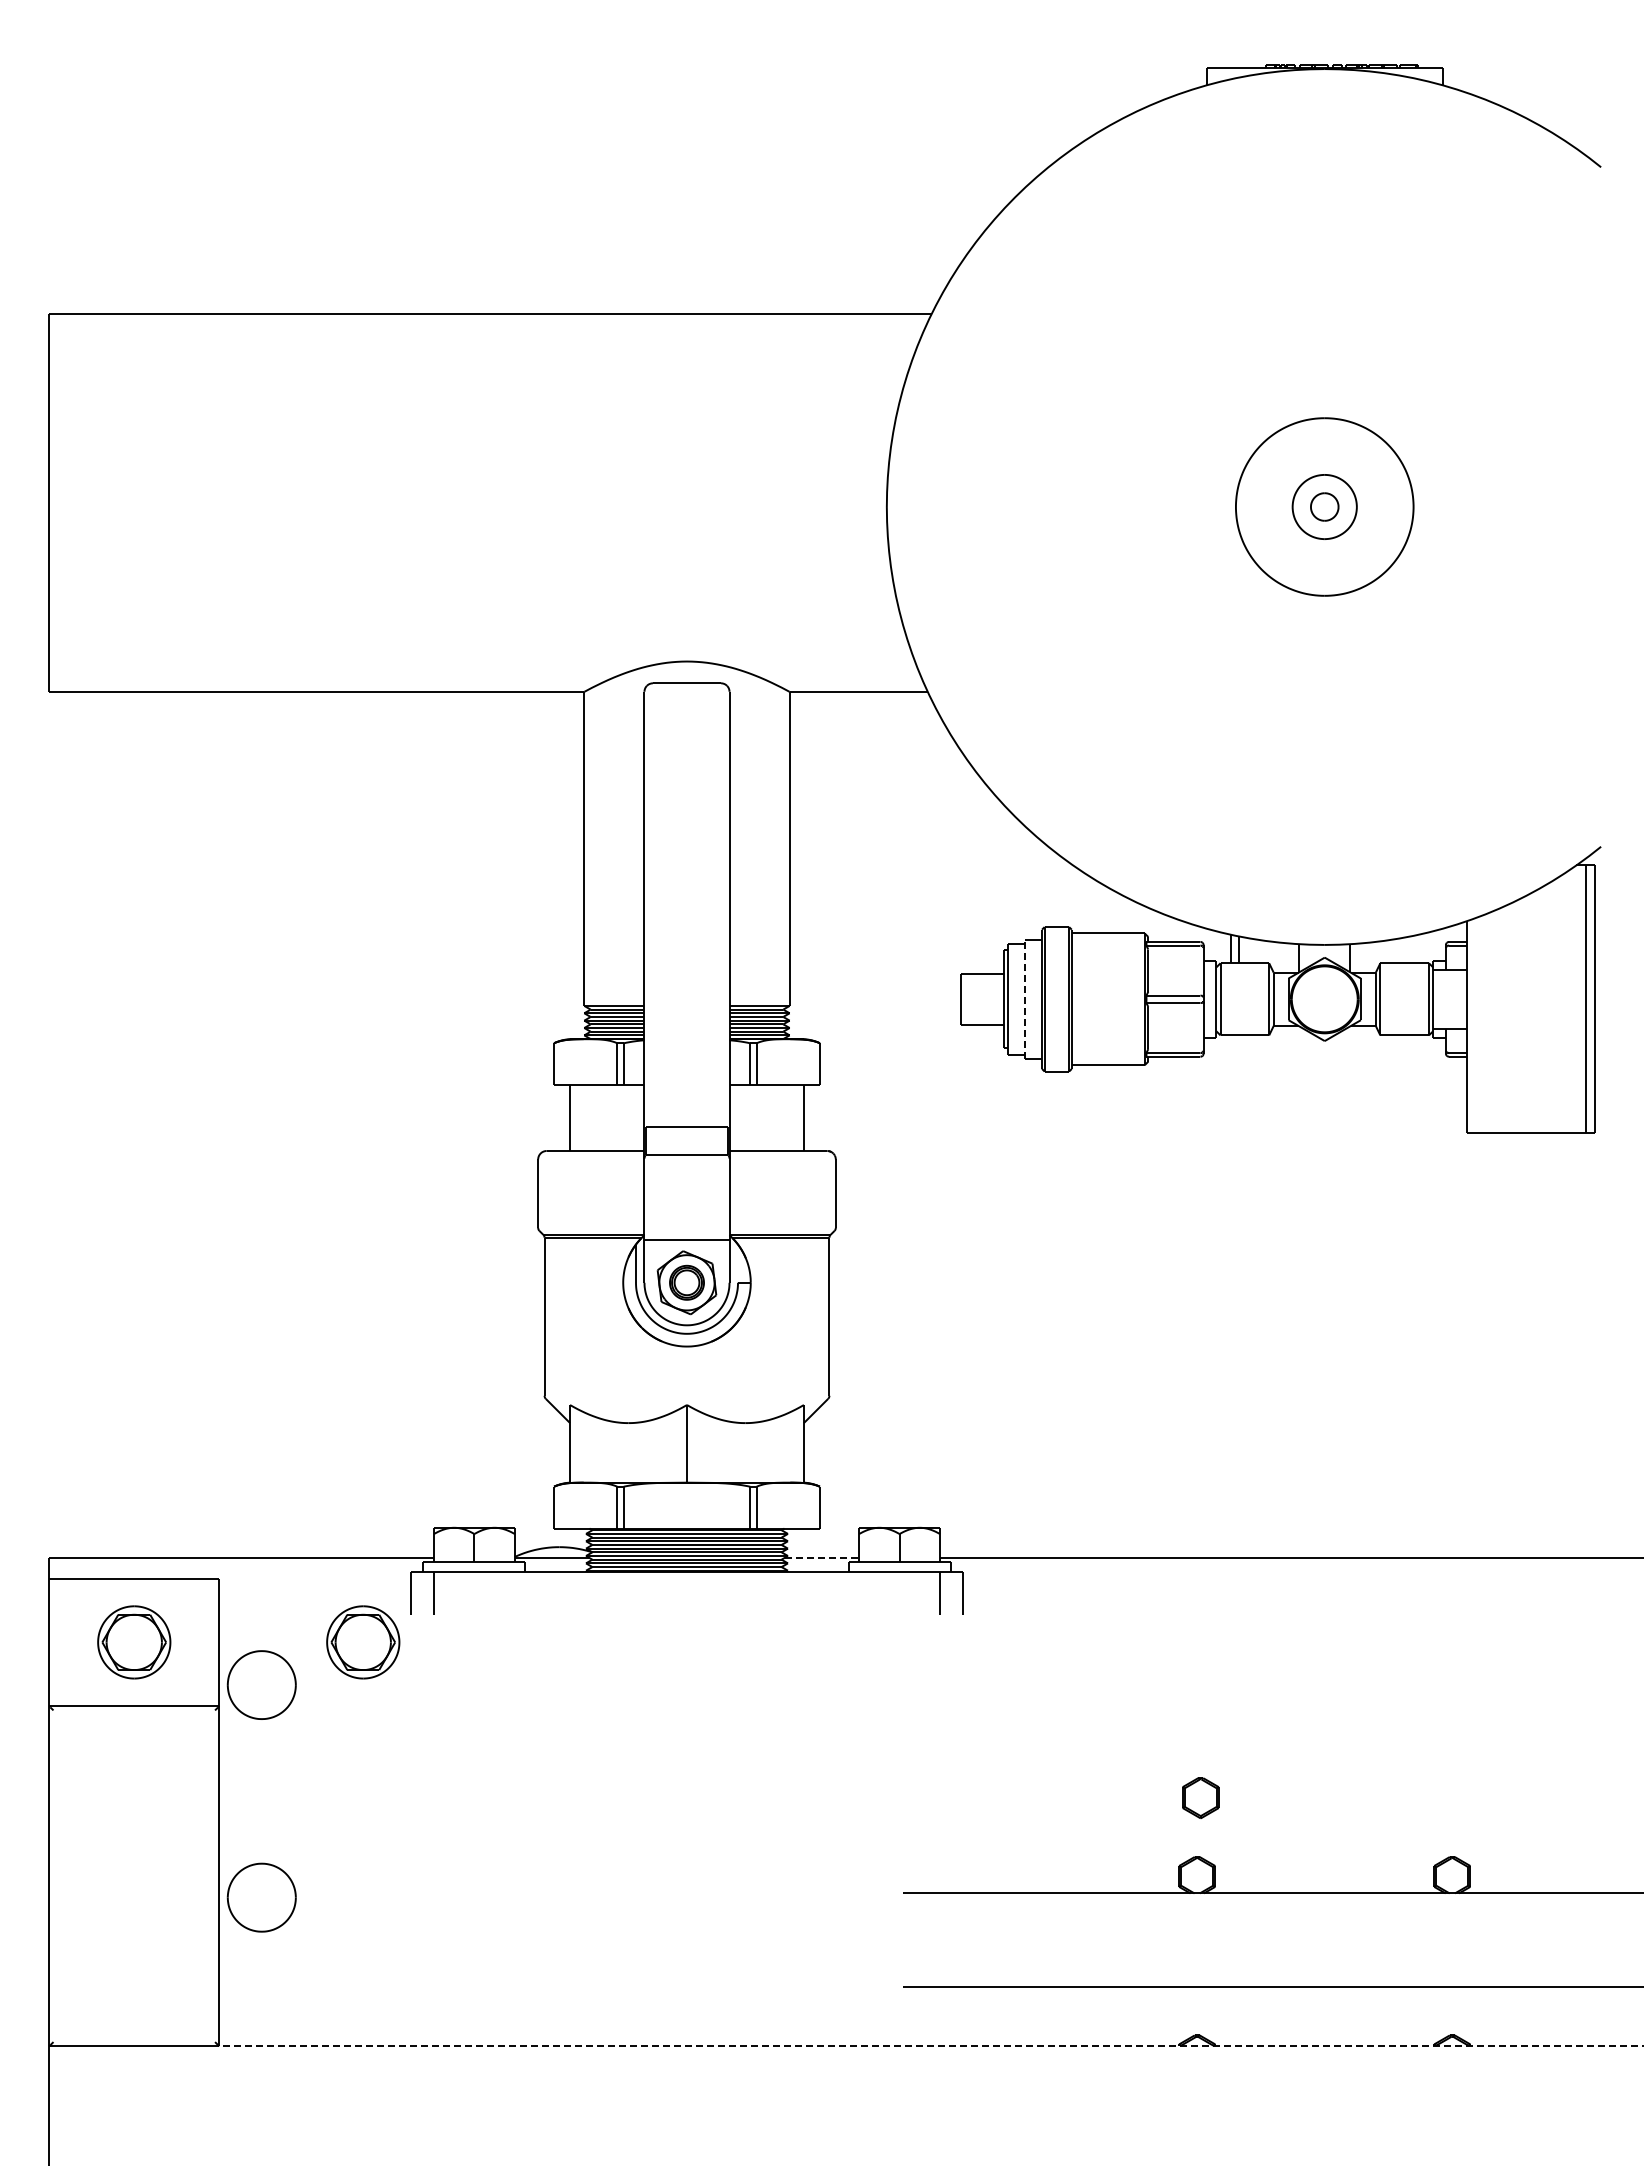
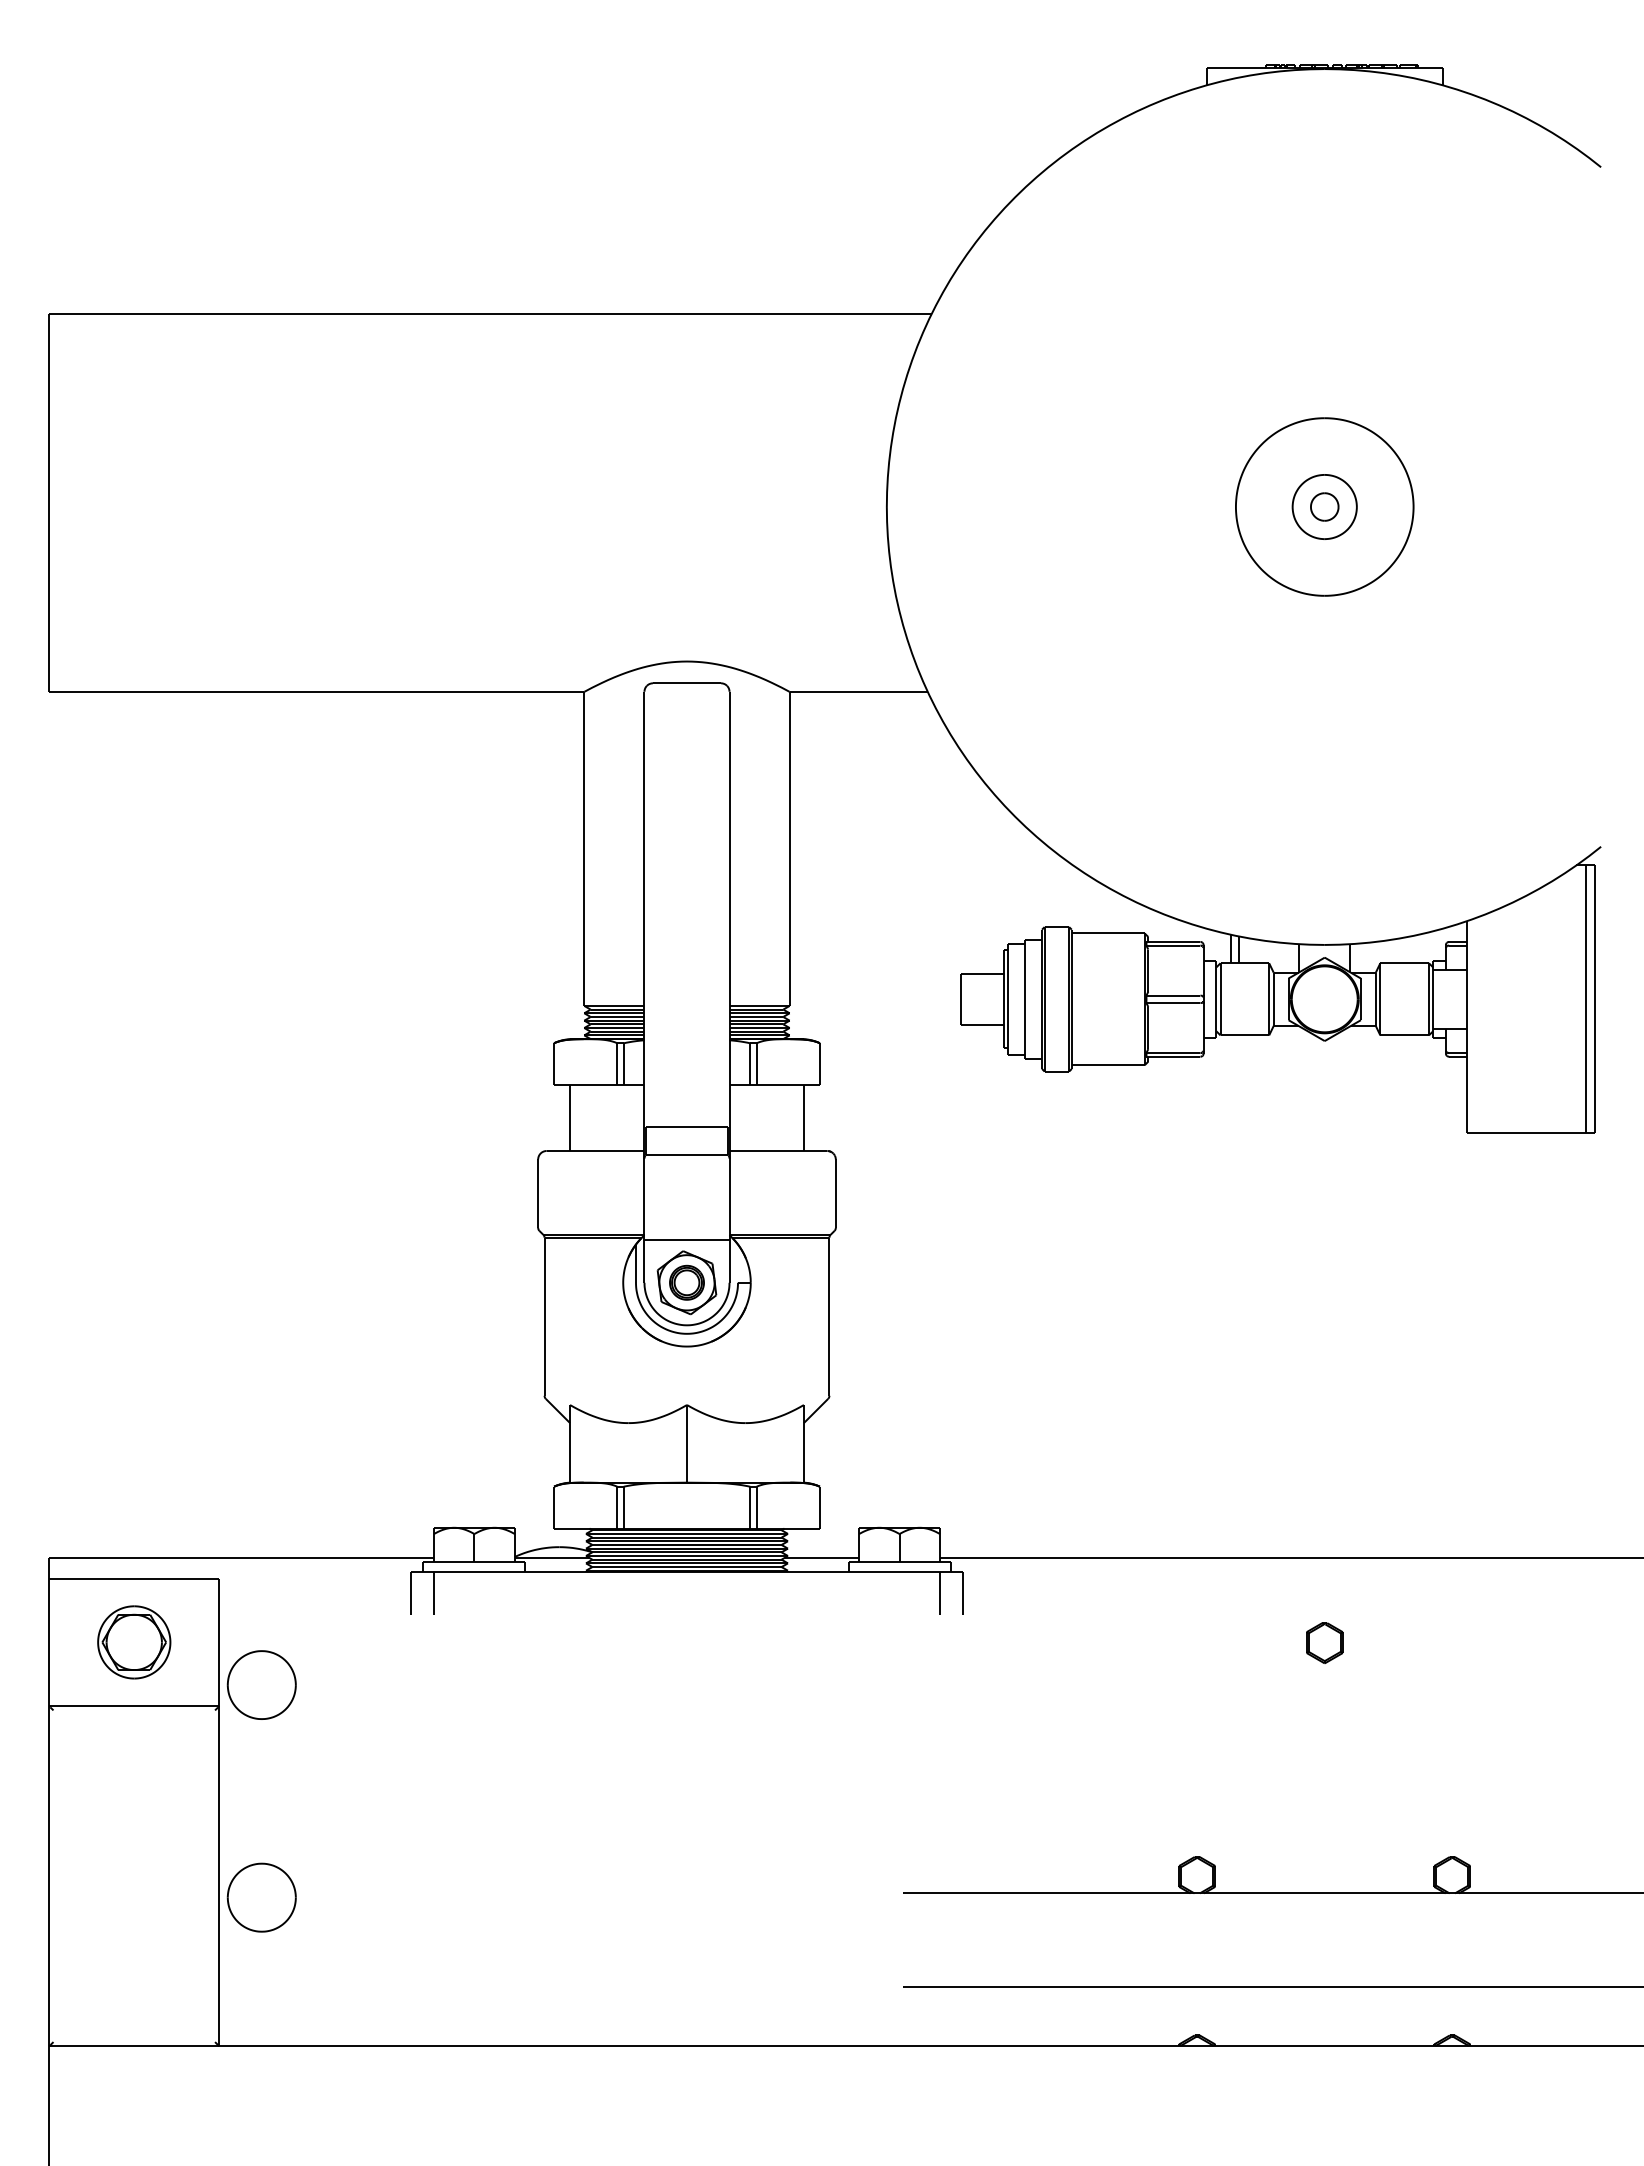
line: dashed -> solid (1025, 999)
line: dashed -> solid (822, 1557)
part: present -> none (363, 1642)
part position: (1200, 1797) -> (1324, 1642) (1324, 1642)
line: dashed -> solid (931, 2046)
